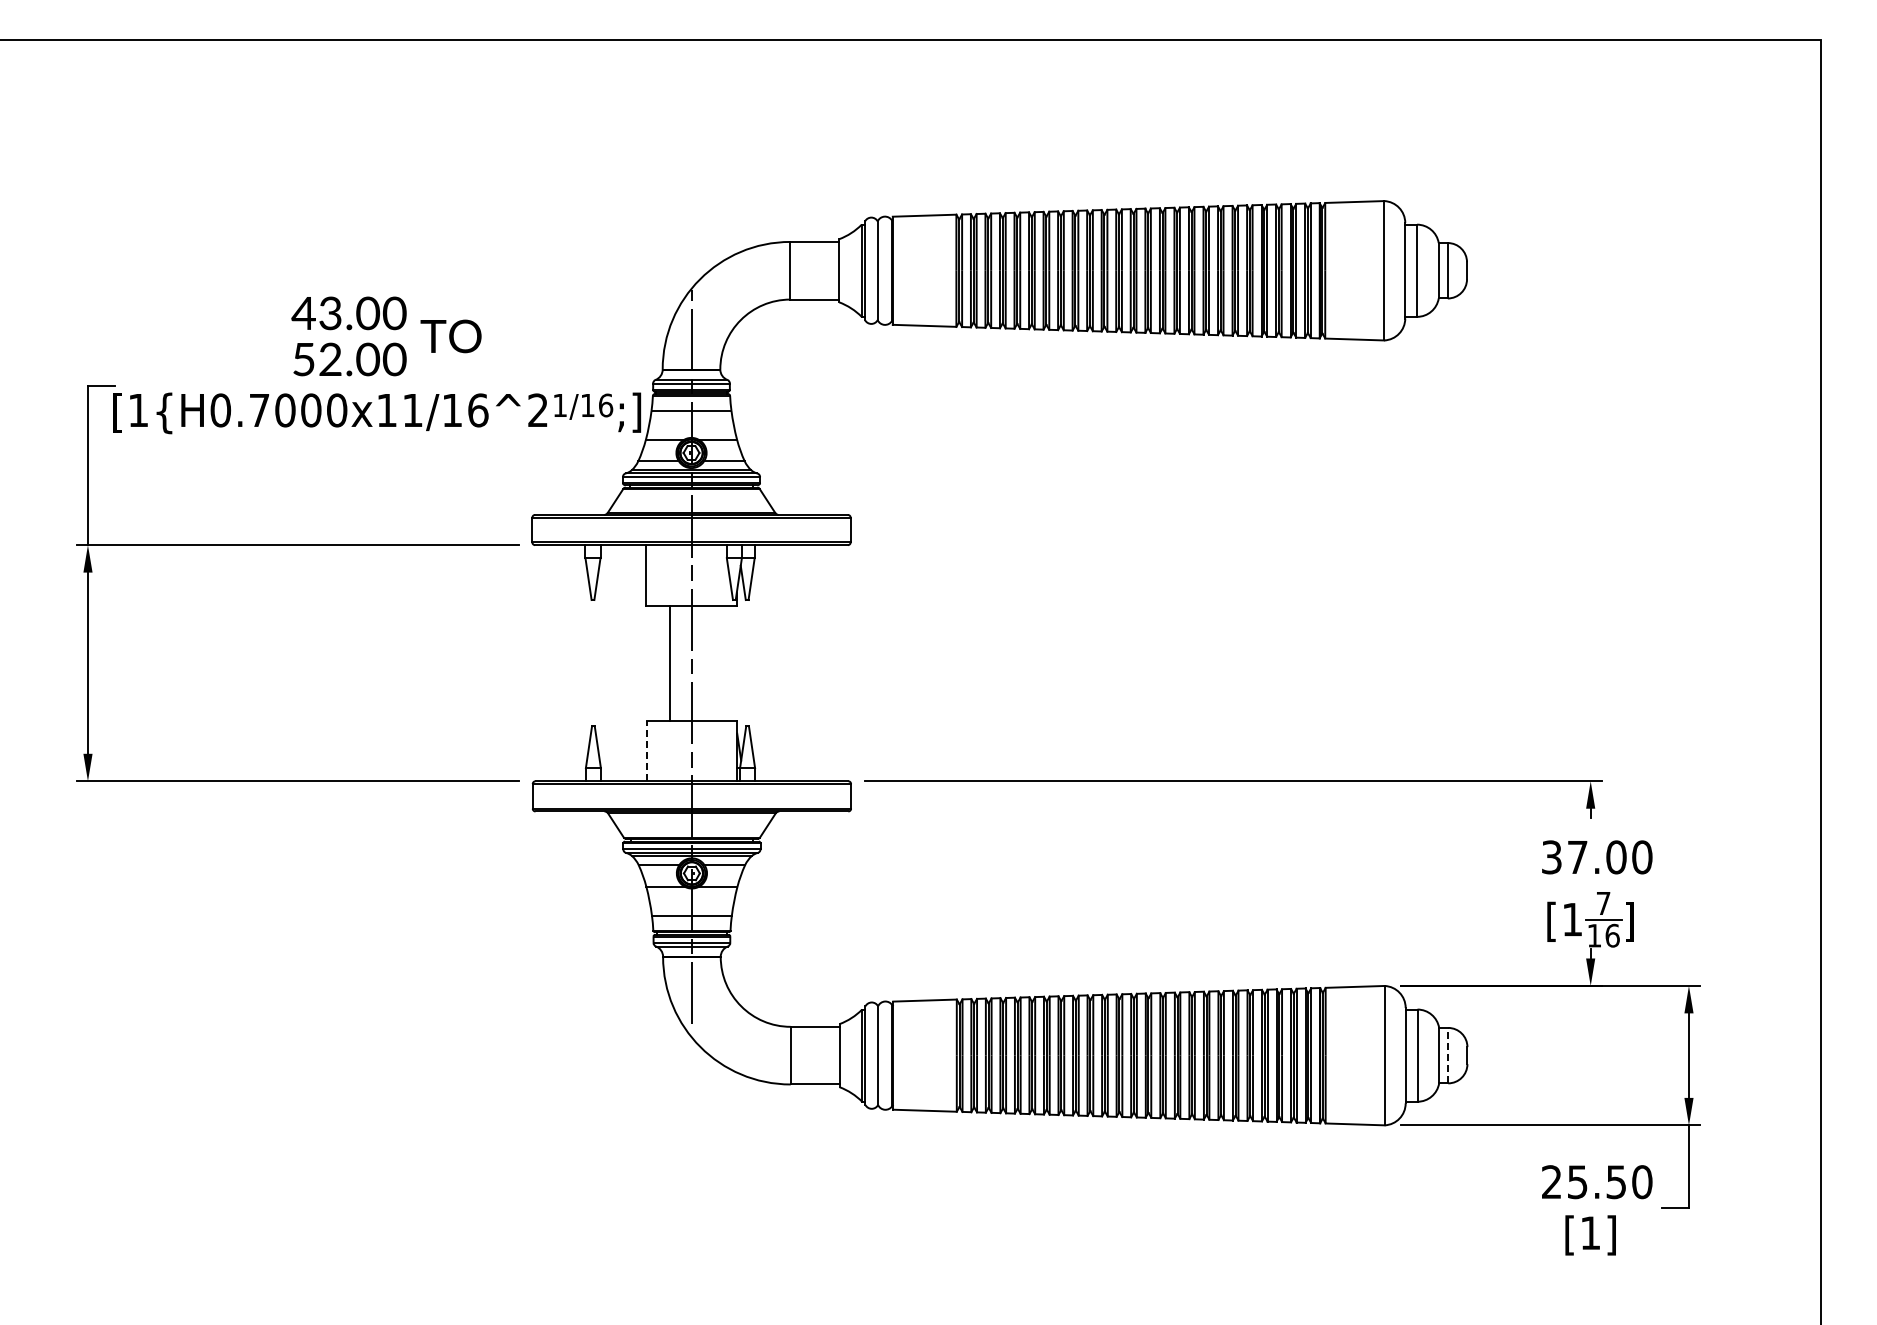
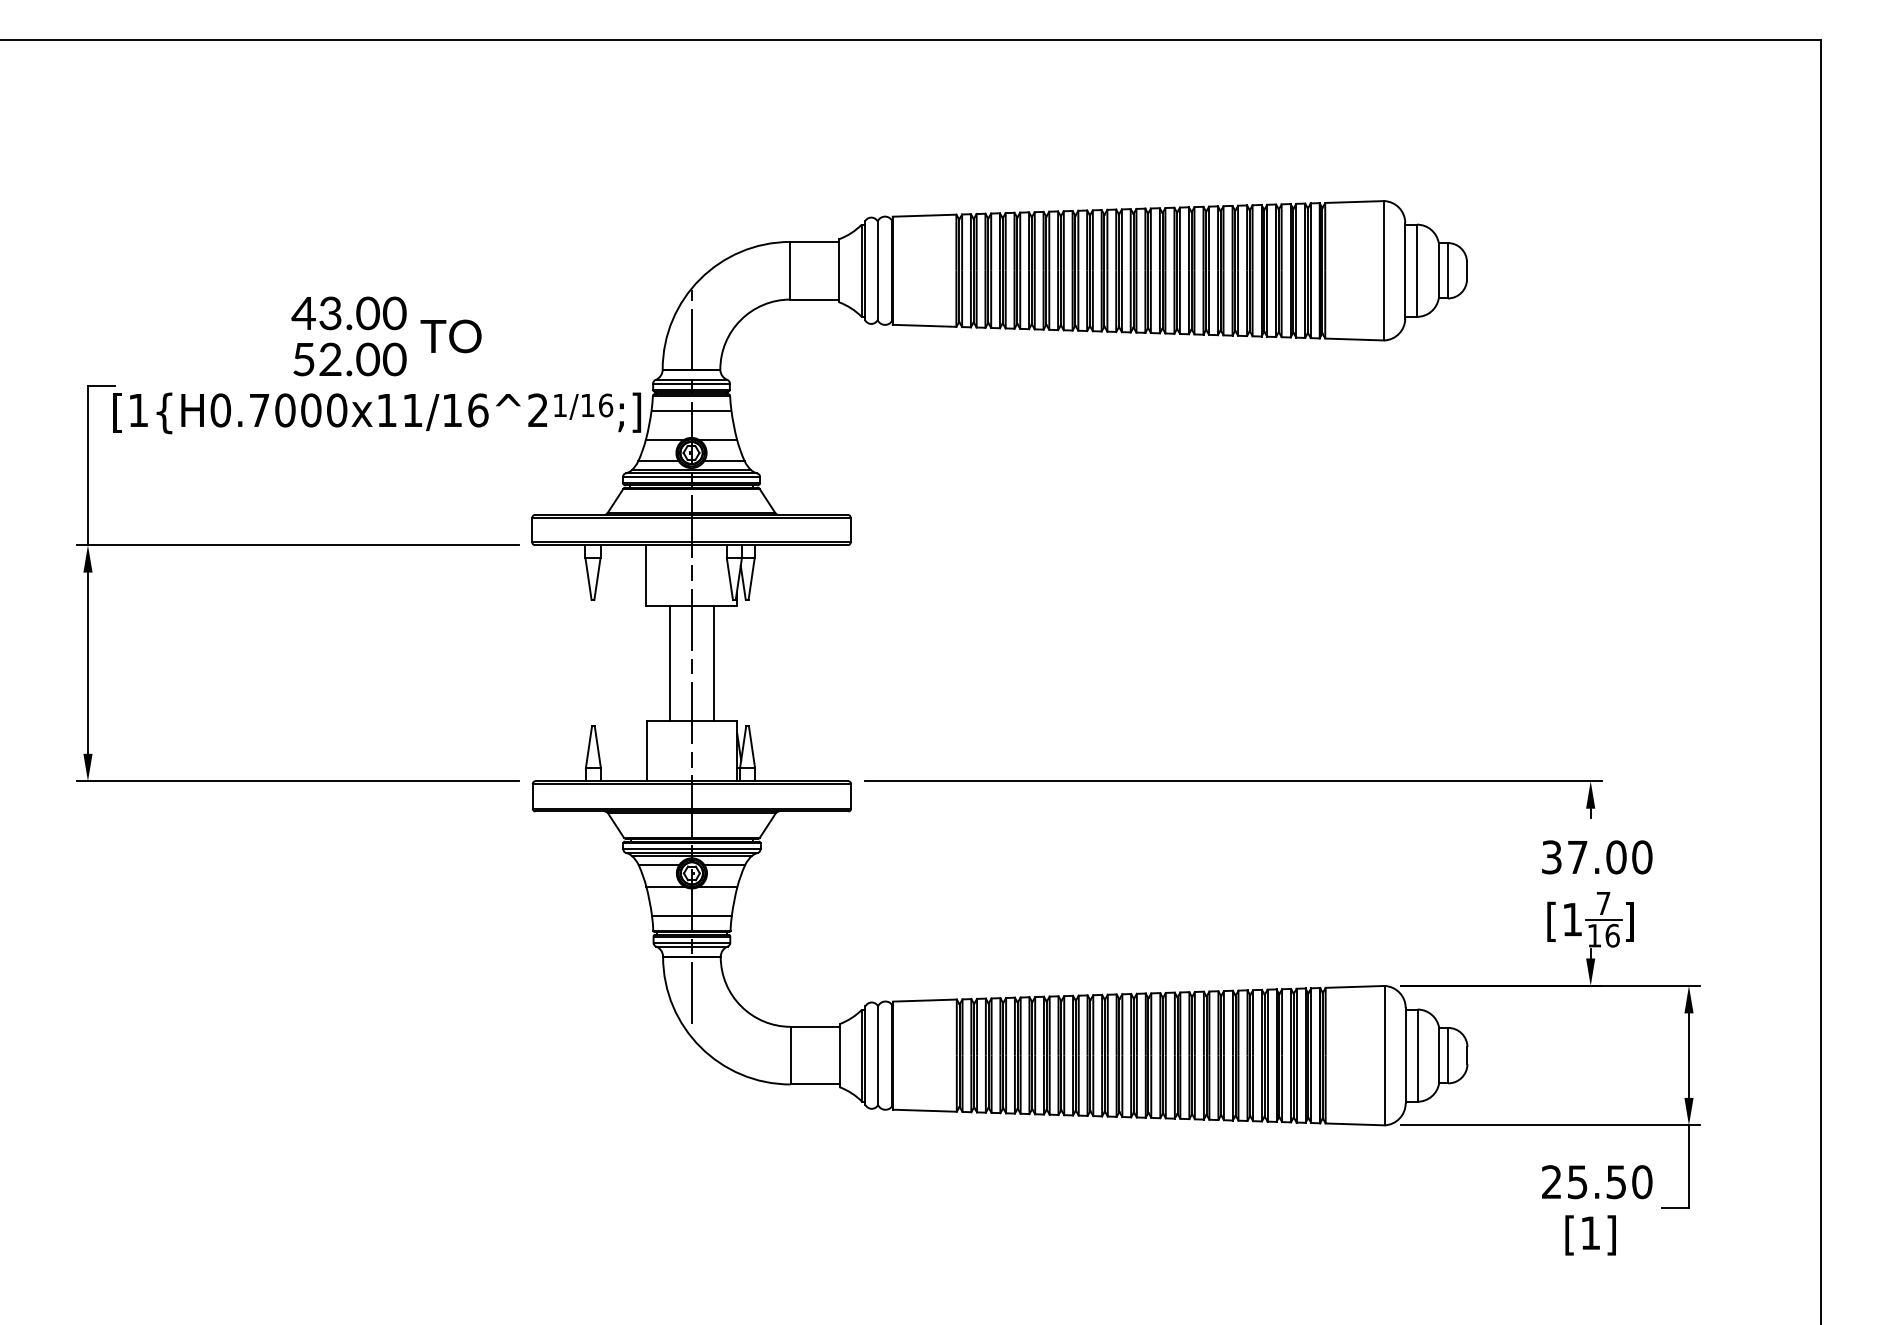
line: none -> present (713, 662)
line: dashed -> solid (646, 750)
line: dashed -> solid (1448, 1055)
